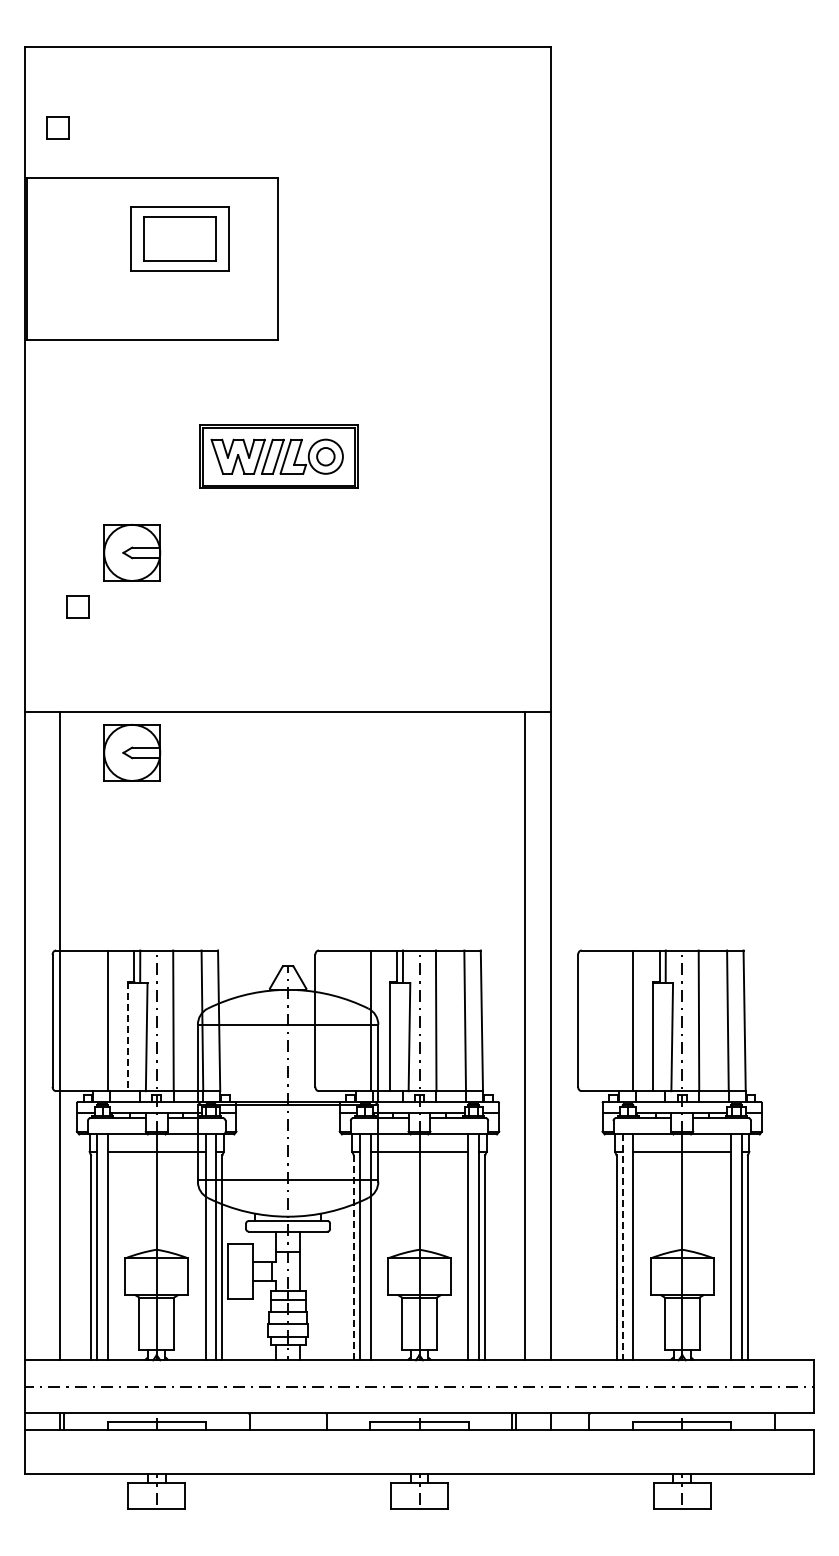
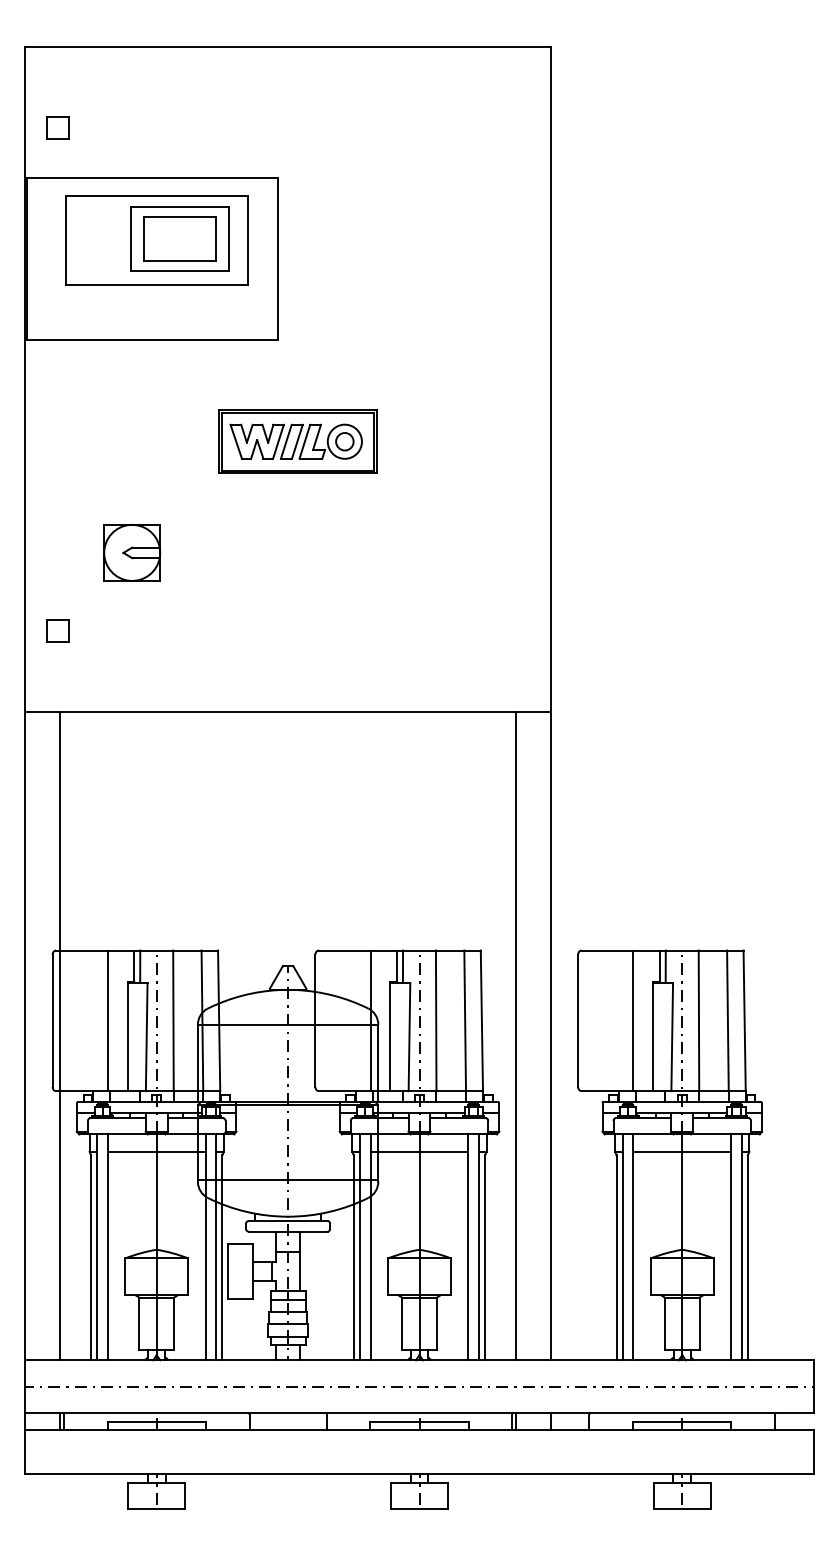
part: none -> present (156, 240)
part position: (278, 456) -> (297, 441) (297, 441)
part position: (77, 606) -> (57, 630) (57, 630)
part: present -> none (132, 752)
line: dashed -> solid (127, 1036)
line position: (524, 1036) -> (515, 1036) (515, 1036)
line: dashed -> solid (622, 1247)
line: dashed -> solid (353, 1258)
